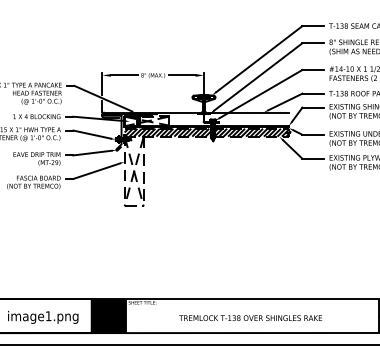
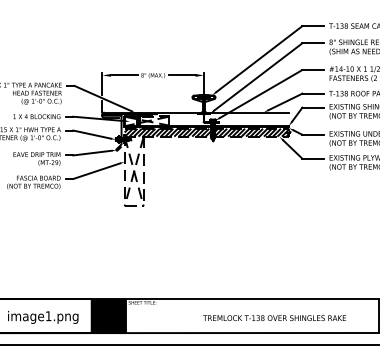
text position: (250, 318) -> (274, 318) (274, 318)
